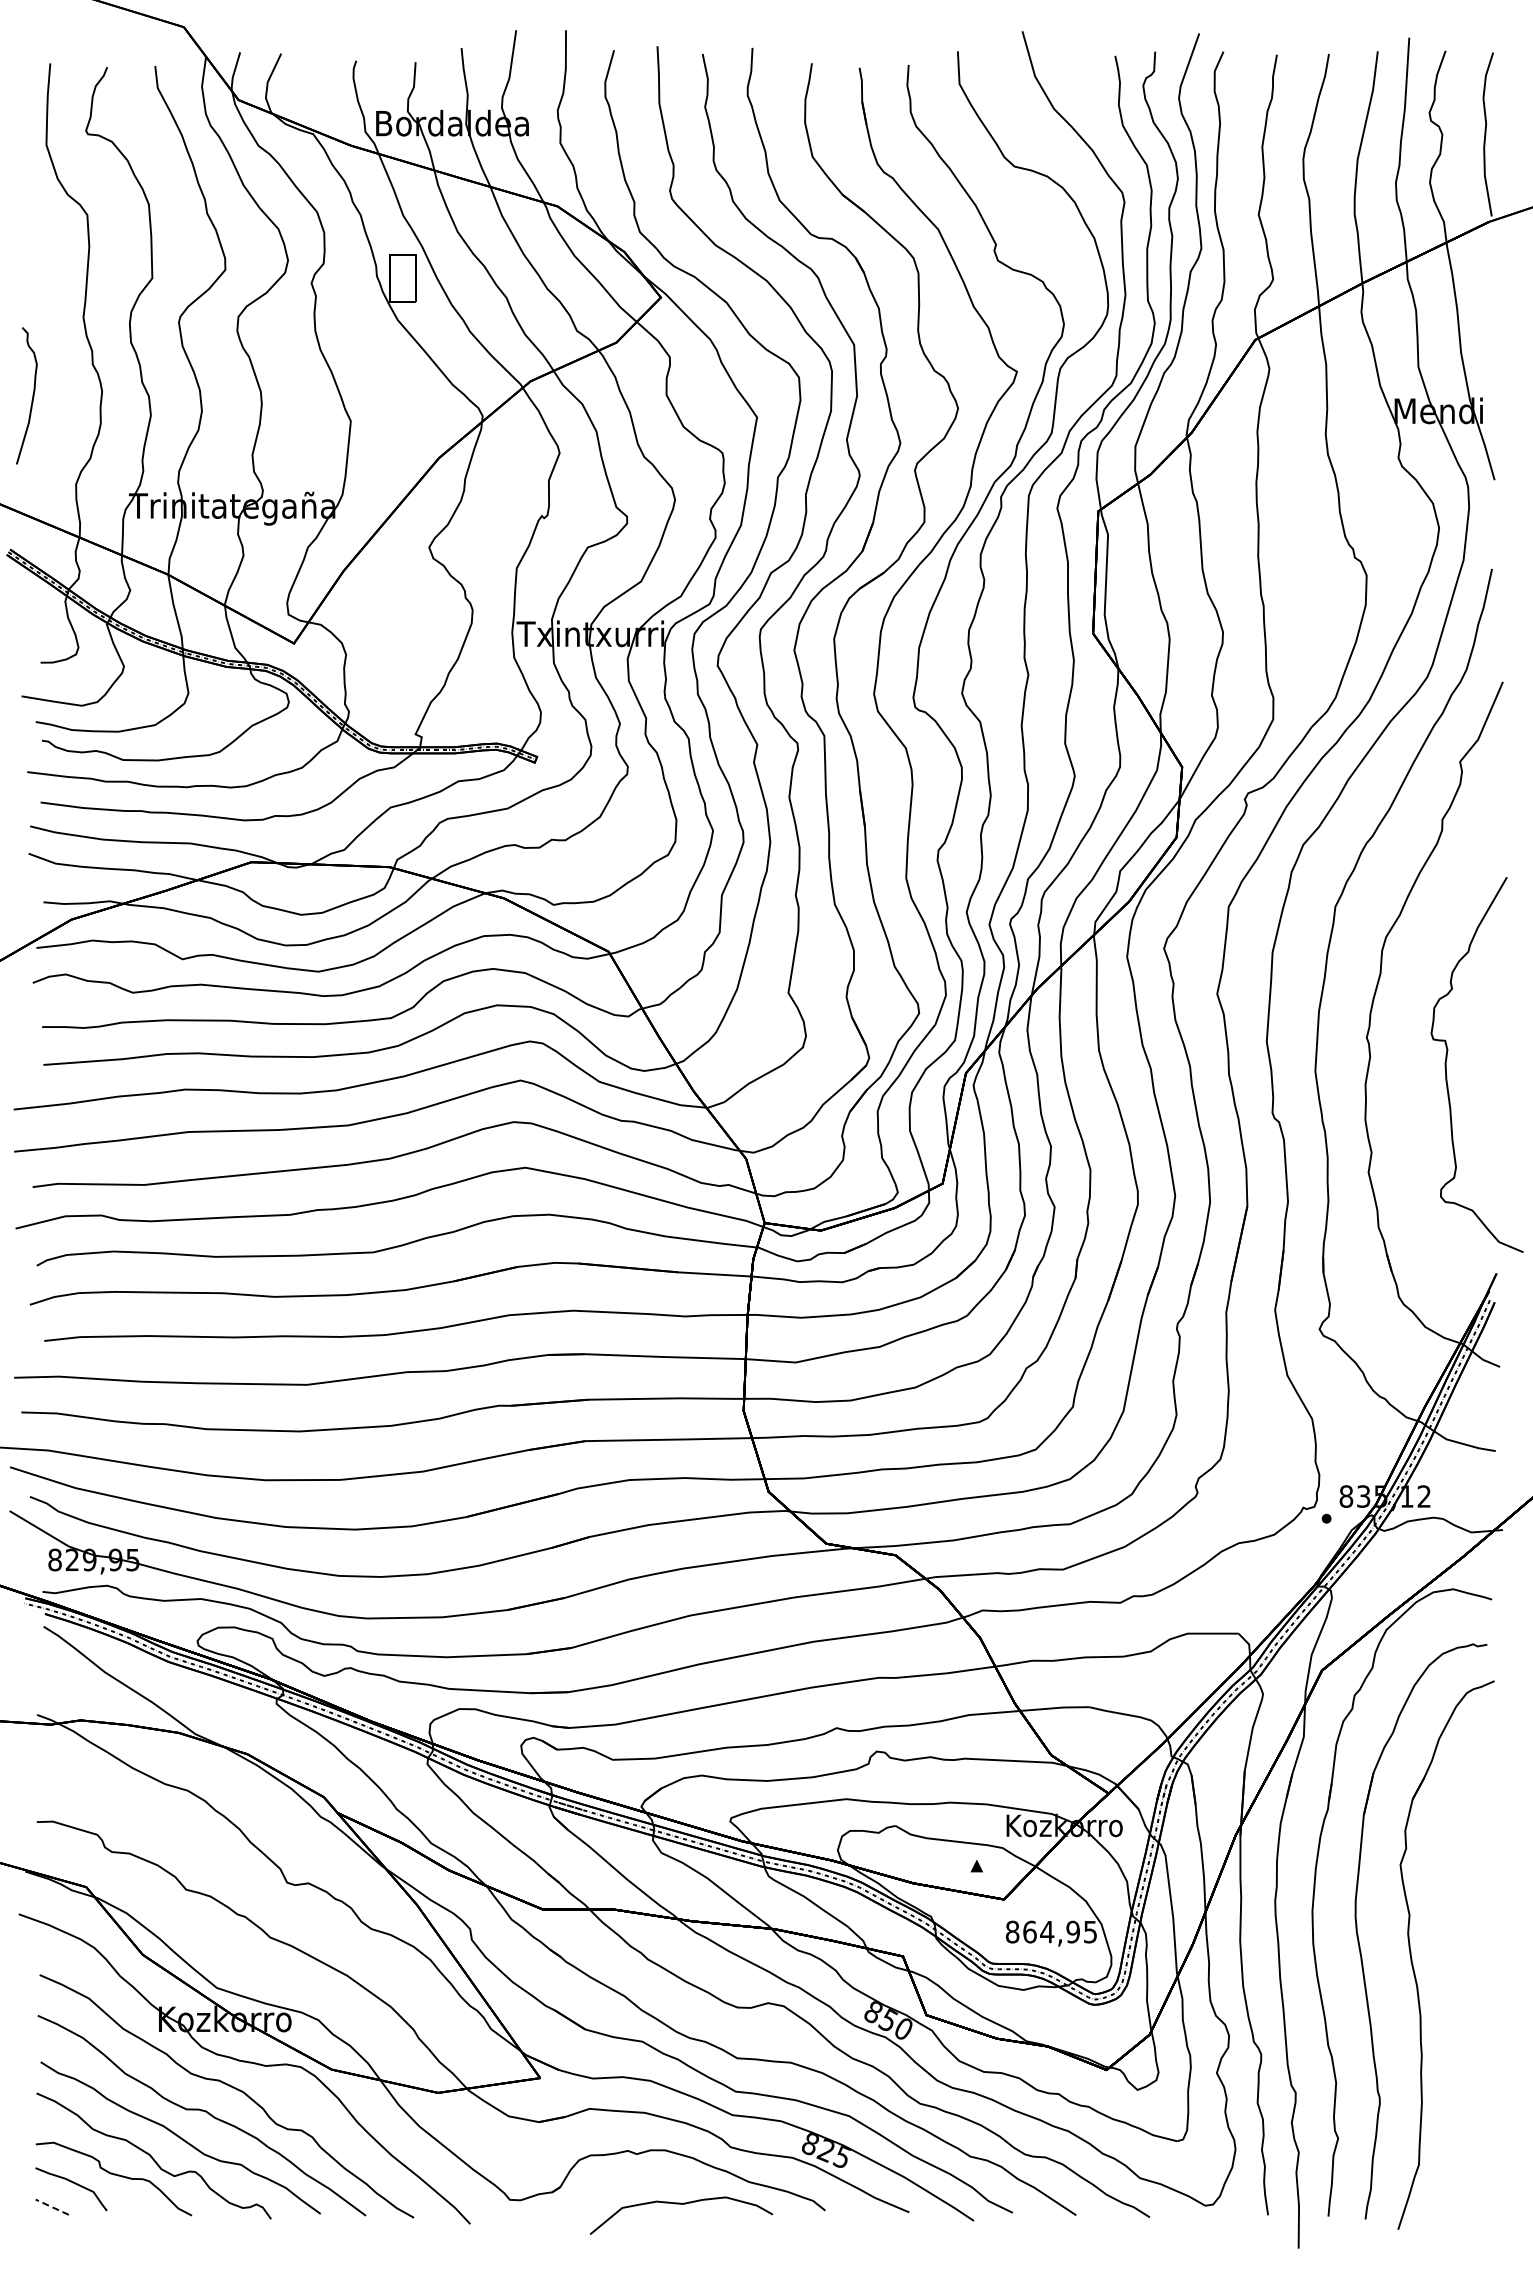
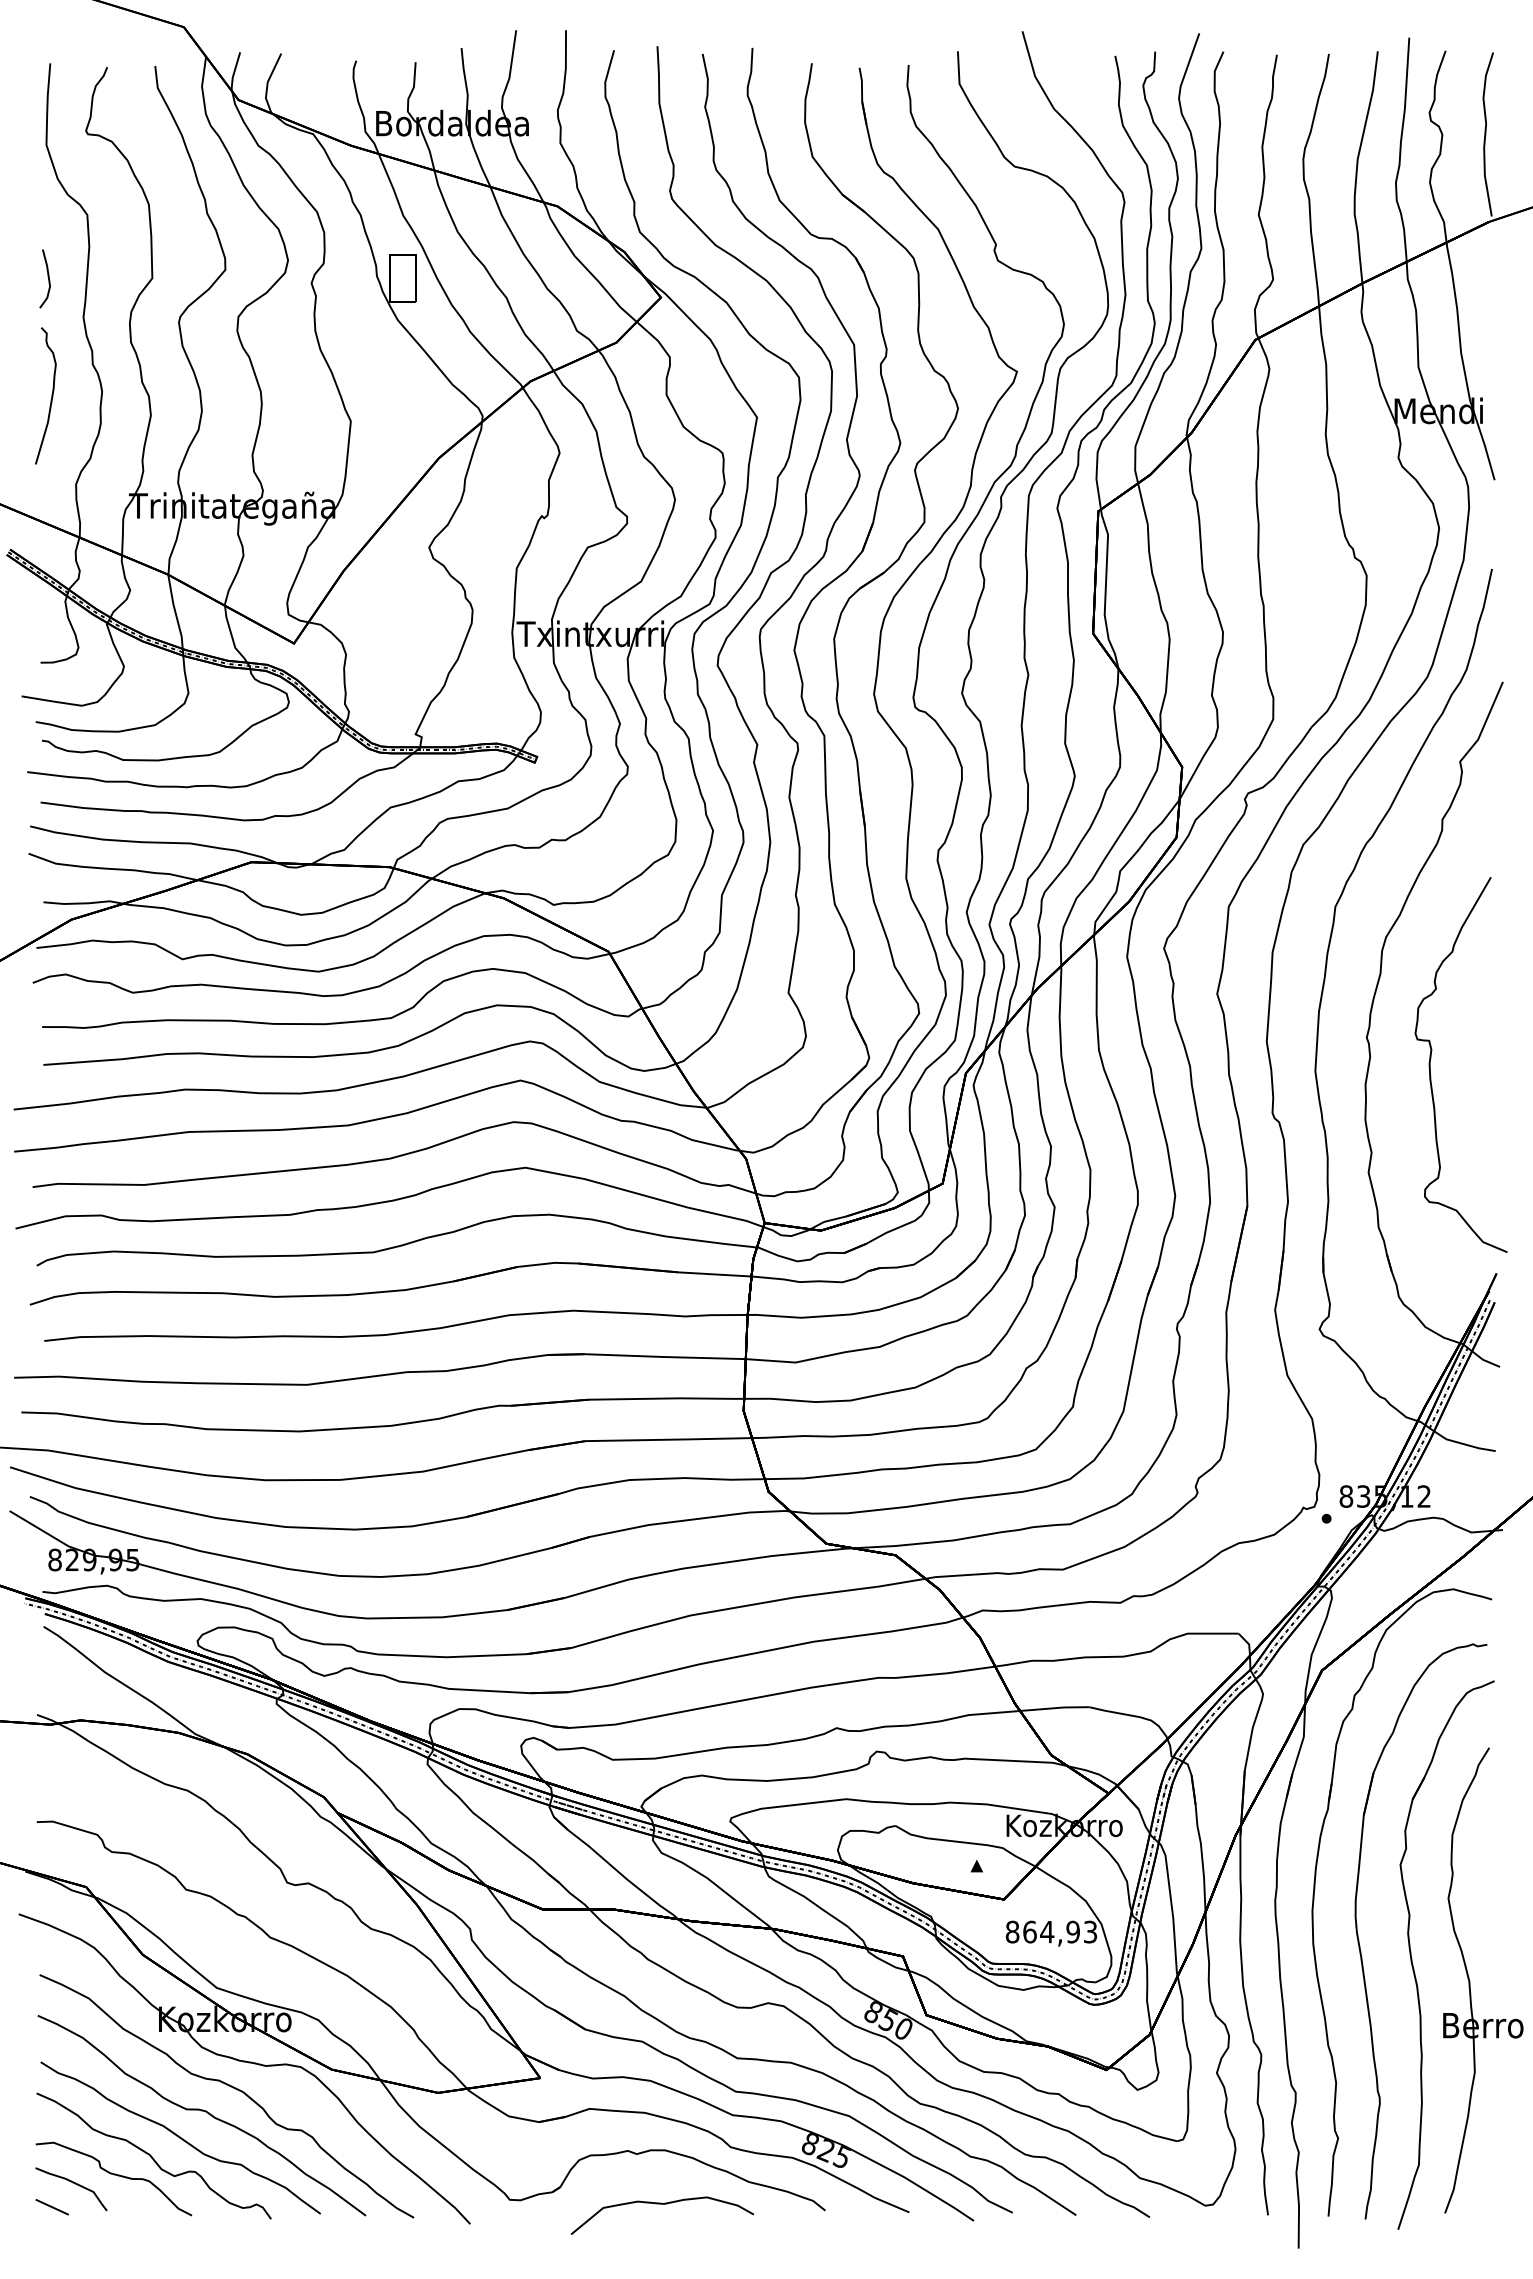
line: none -> present (47, 277)
curve position: (32, 395) -> (51, 395) (51, 395)
curve position: (1447, 1059) -> (1431, 1059) (1431, 1059)
text: 864,95 -> 864,93 (1090, 1931)
part: none -> present (1470, 1981)
curve position: (680, 2204) -> (661, 2204) (661, 2204)
line: dashed -> solid (51, 2207)
